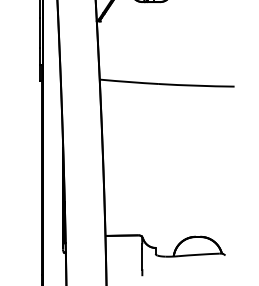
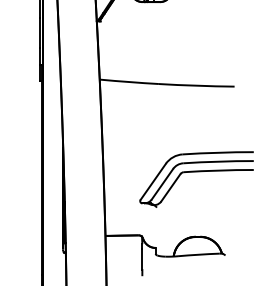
part: none -> present (196, 172)
